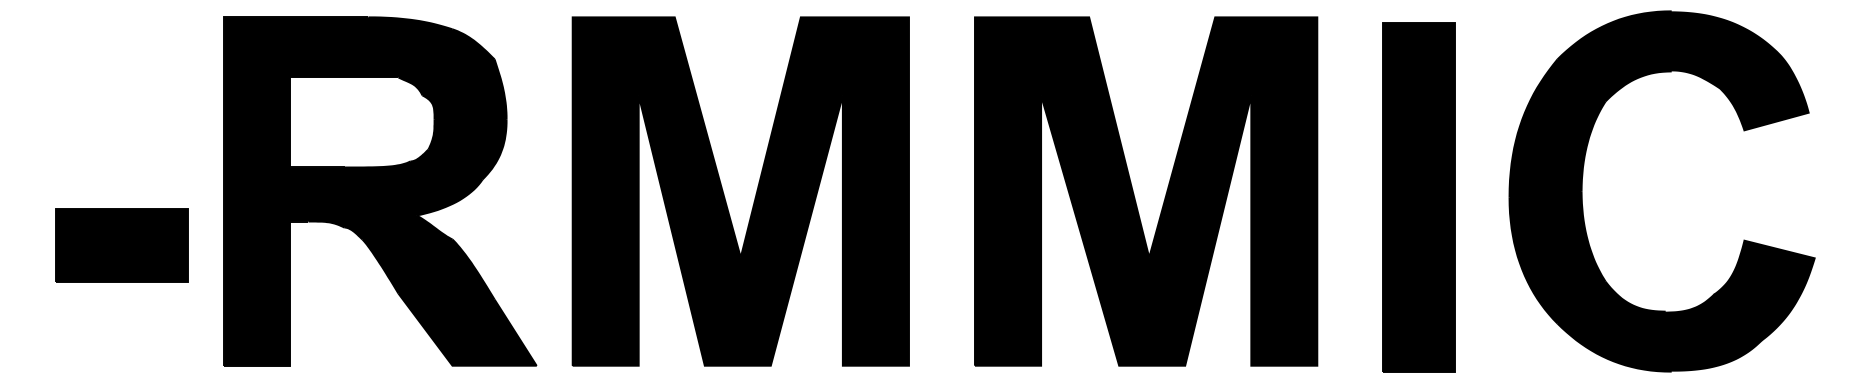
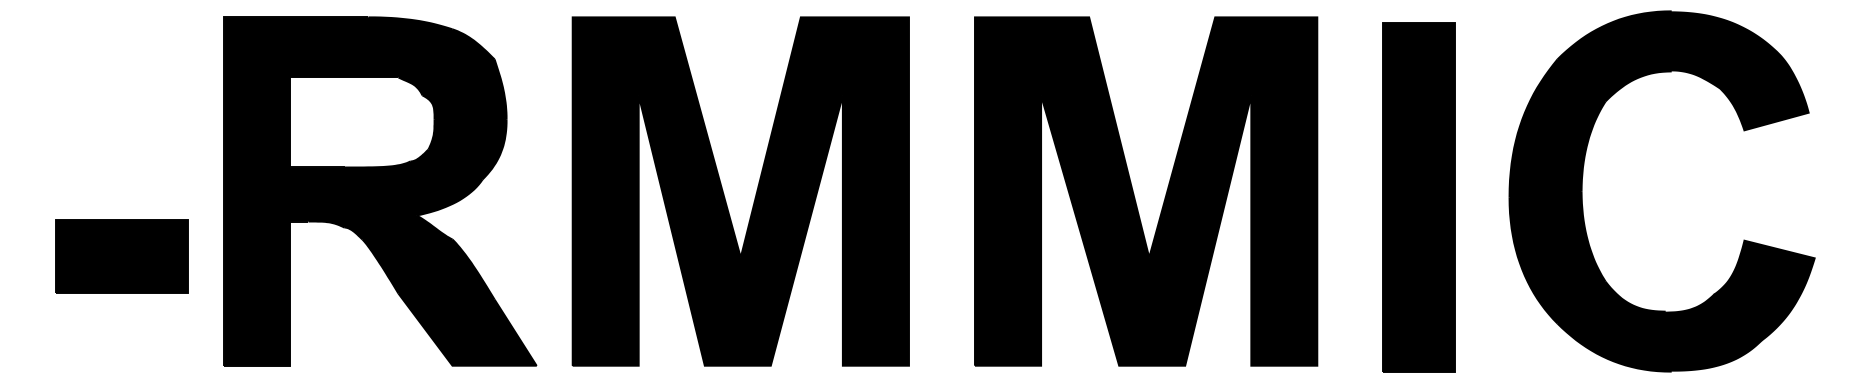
part position: (121, 245) -> (121, 256) (121, 256)
